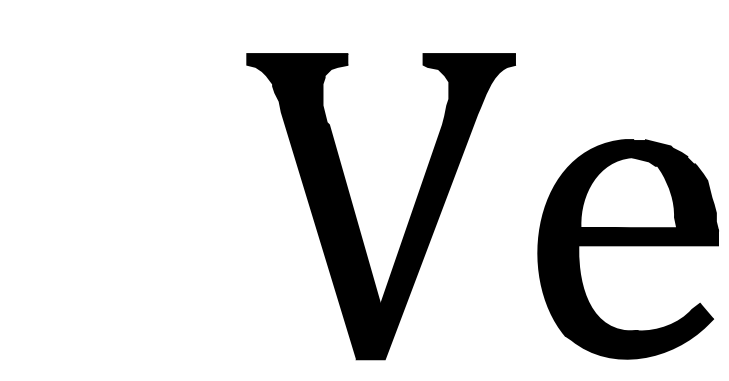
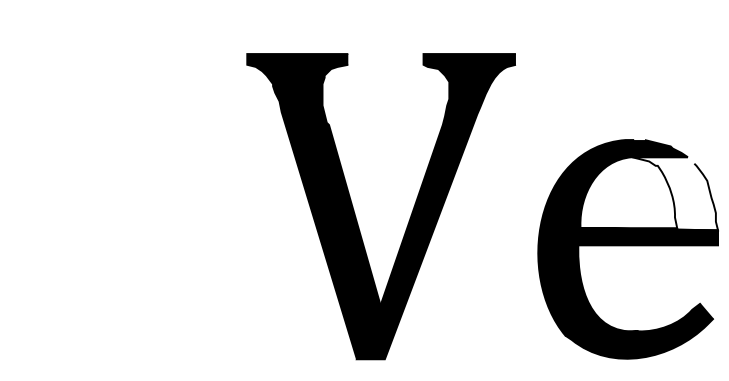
fill: present -> none (649, 193)
